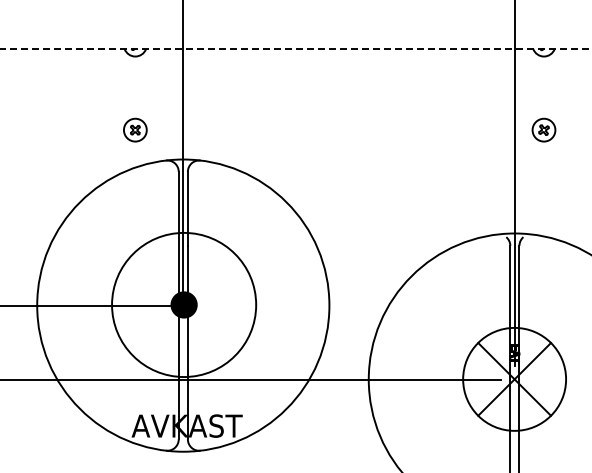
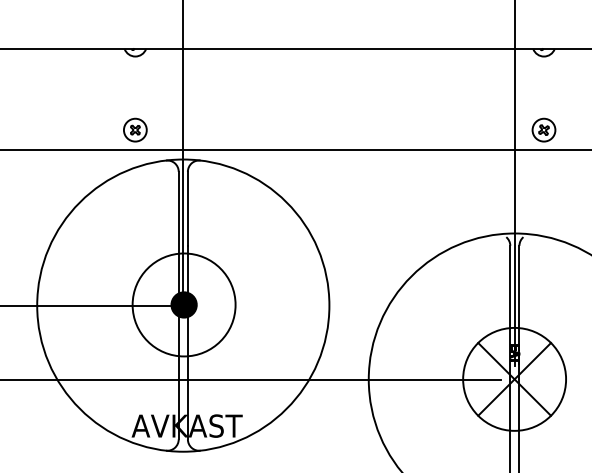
line: dashed -> solid (295, 49)
line: none -> present (295, 149)
circle diameter: 144 px -> 103 px (183, 304)
